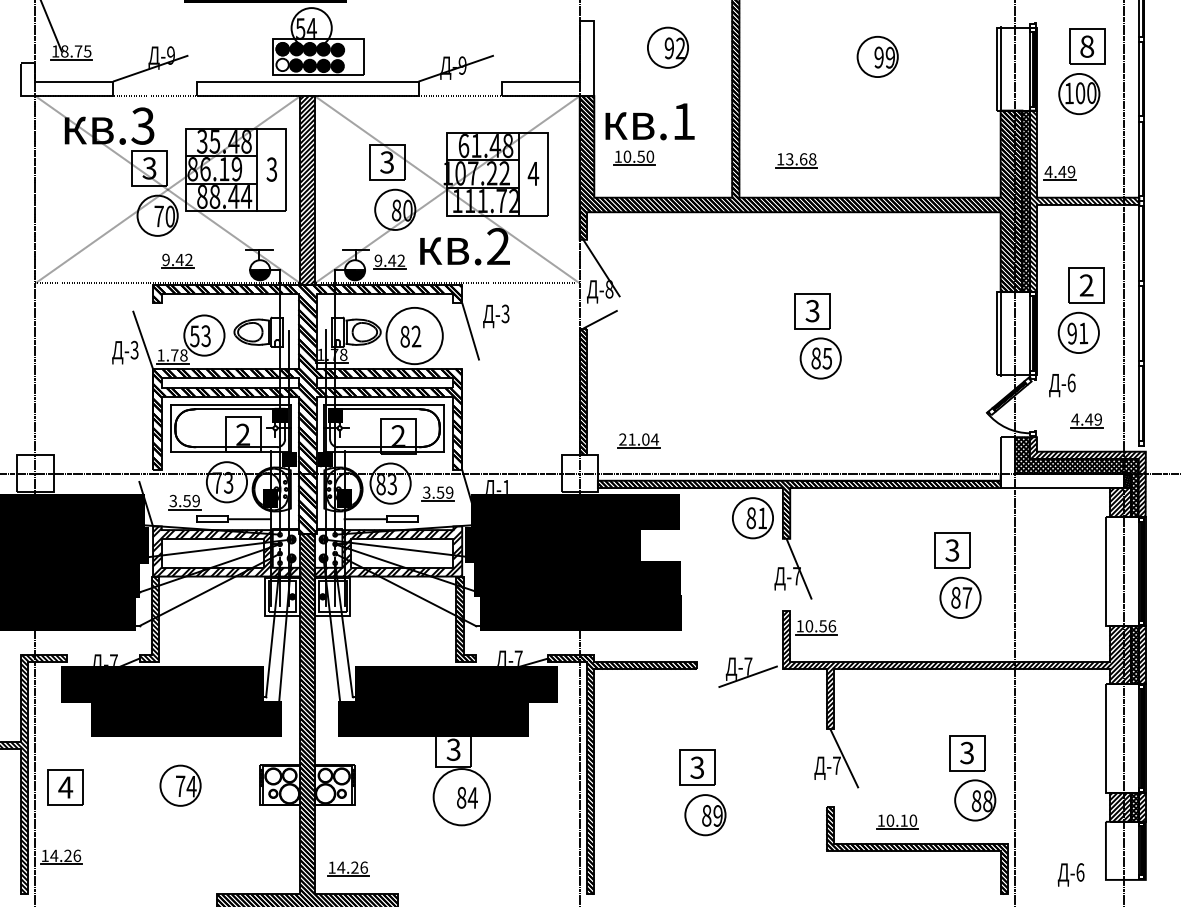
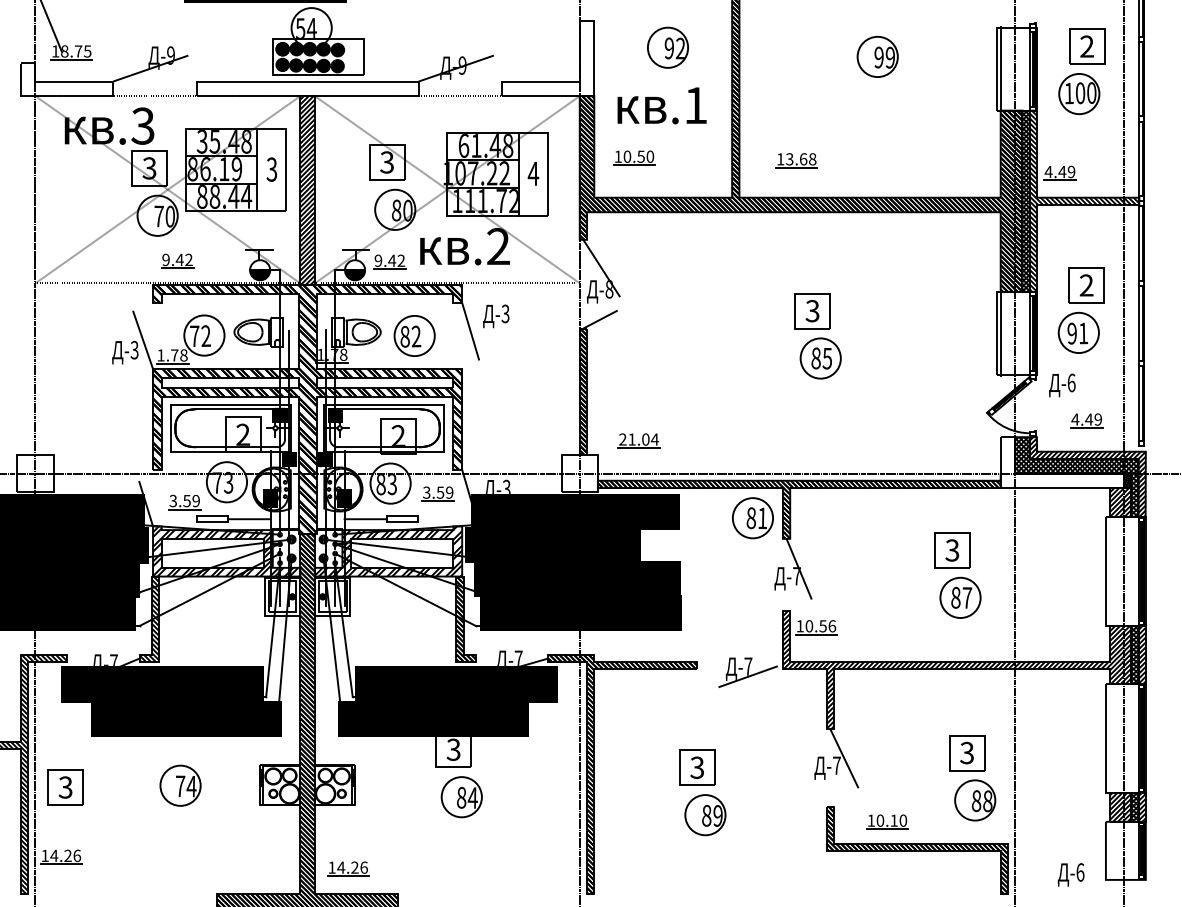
text: 8 -> 2 (1087, 46)
fill: none -> present (282, 64)
text position: (649, 121) -> (661, 105) (661, 105)
circle diameter: 56 px -> 40 px (414, 335)
text: 53 -> 72 (200, 336)
text: -1 -> -3 (506, 486)
text: 4 -> 3 (65, 787)
circle diameter: 56 px -> 40 px (461, 797)
part position: (897, 821) -> (887, 821) (887, 821)
